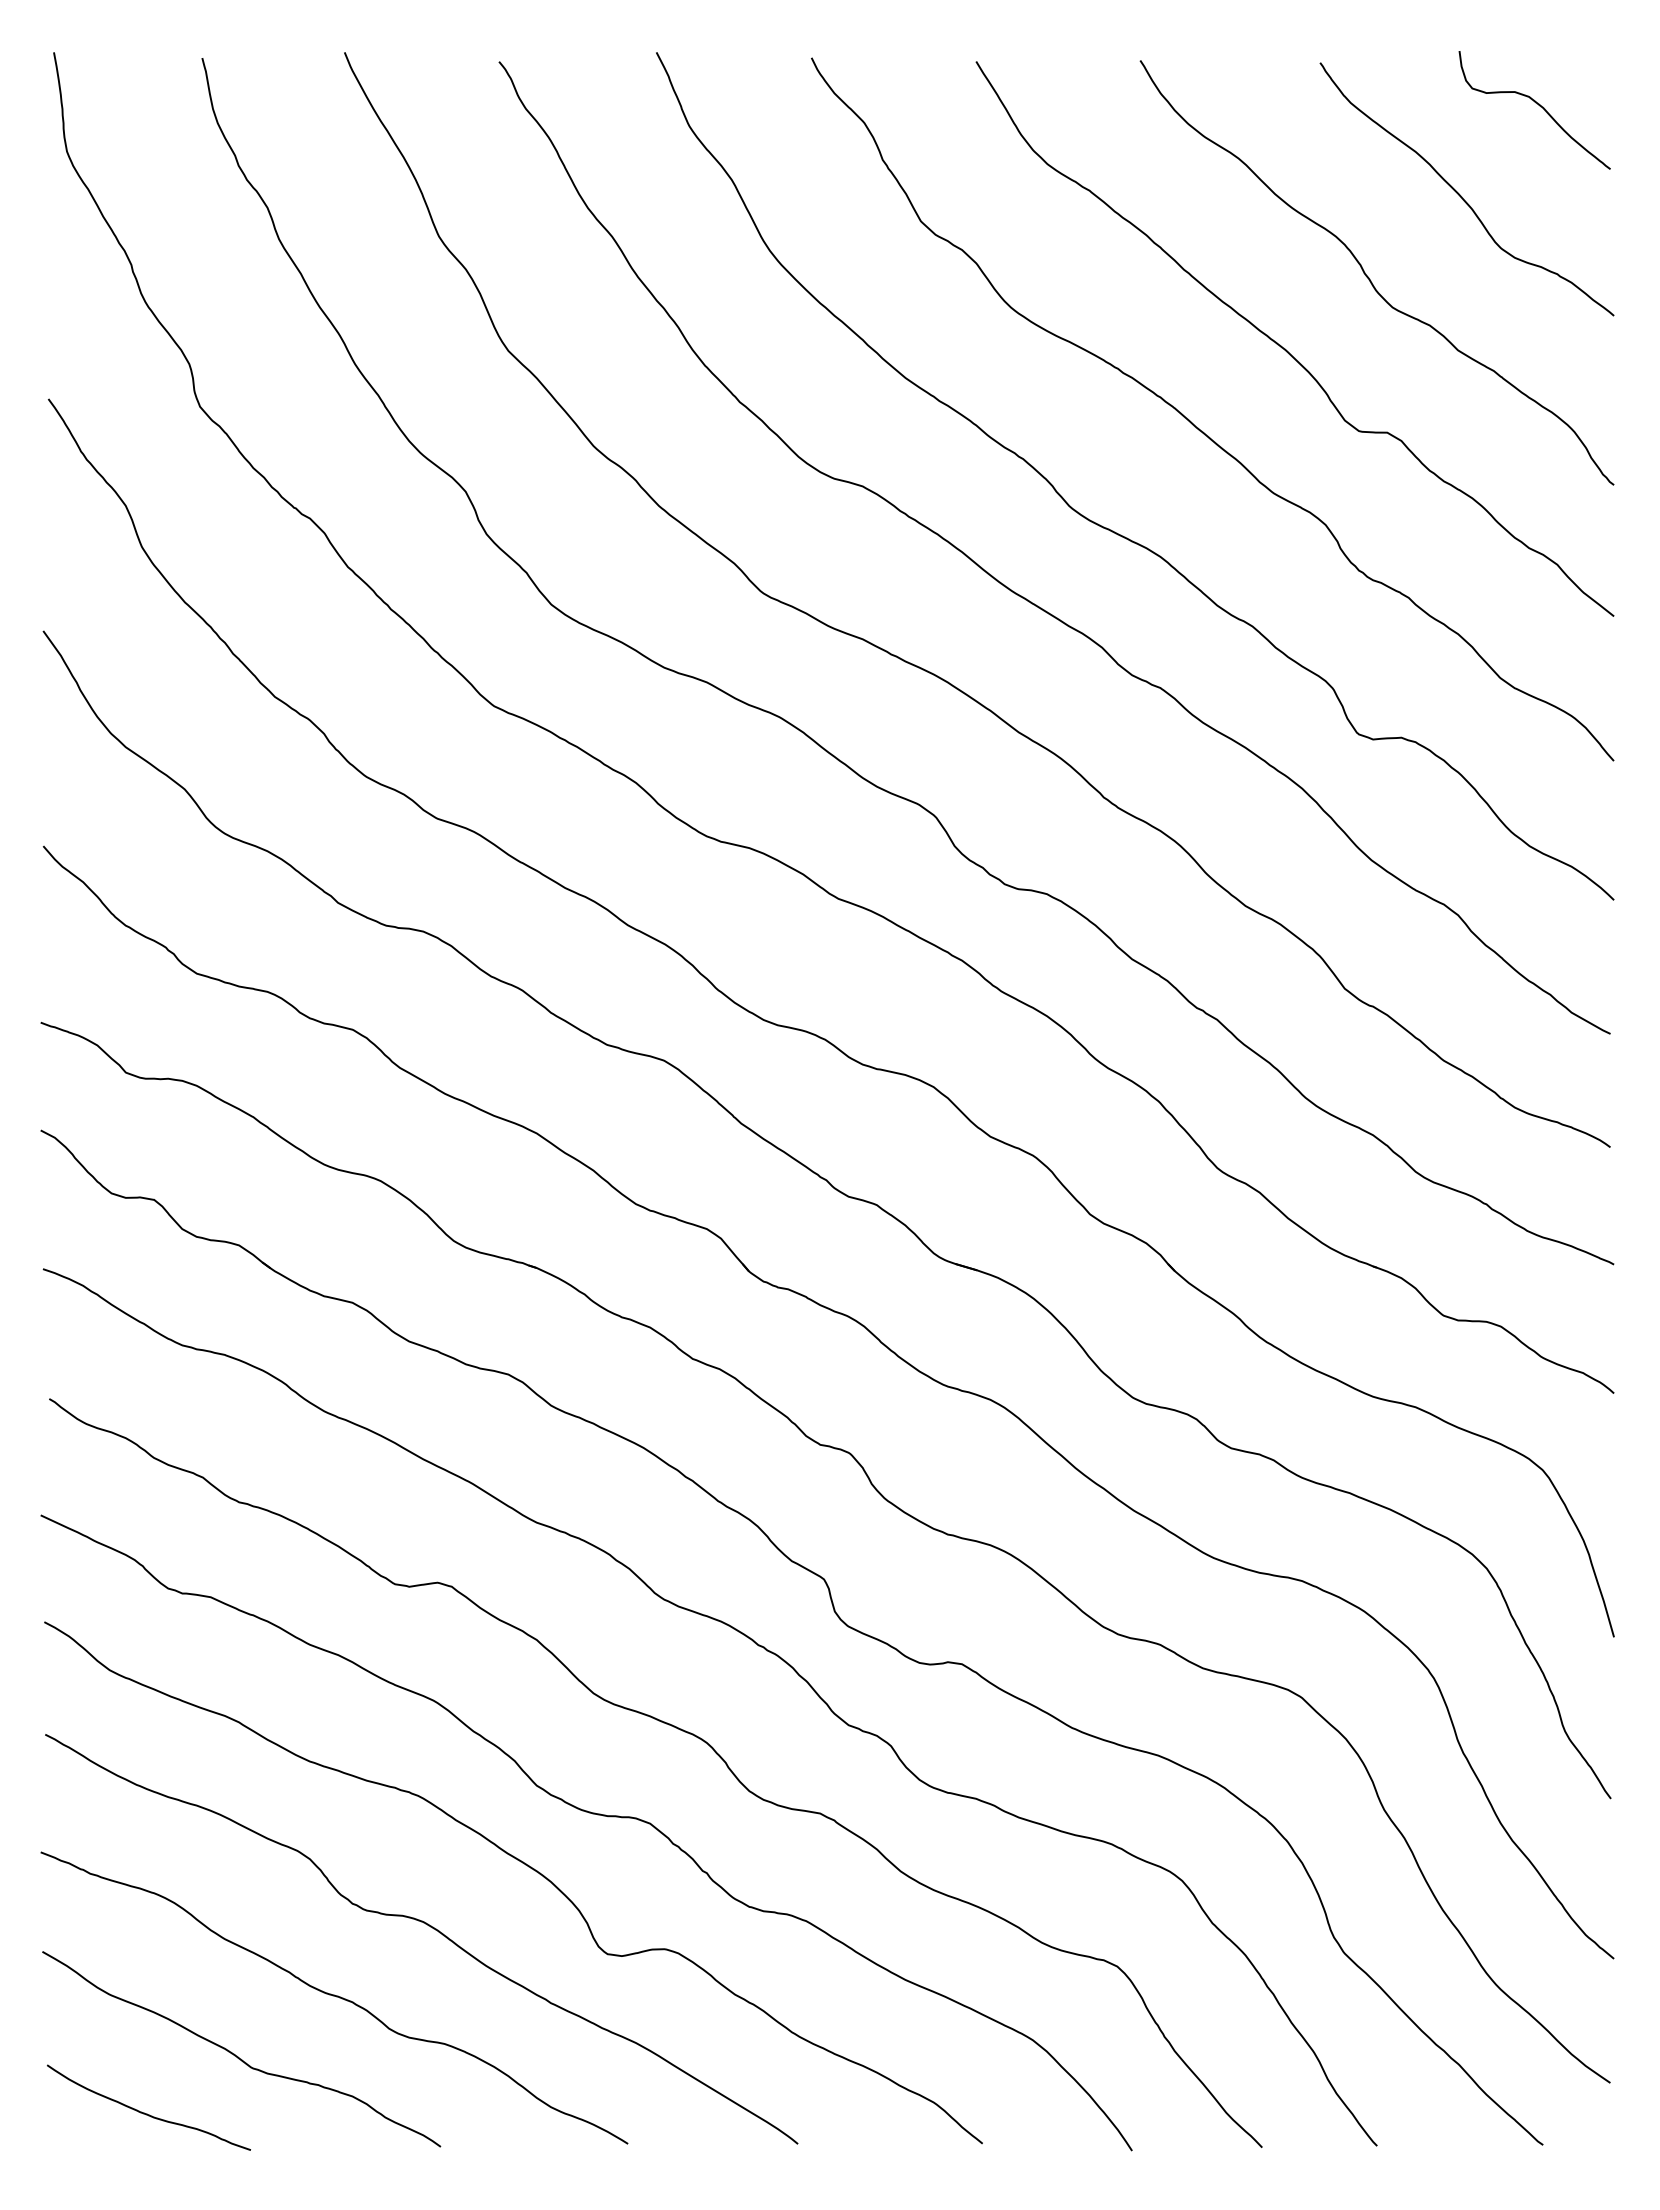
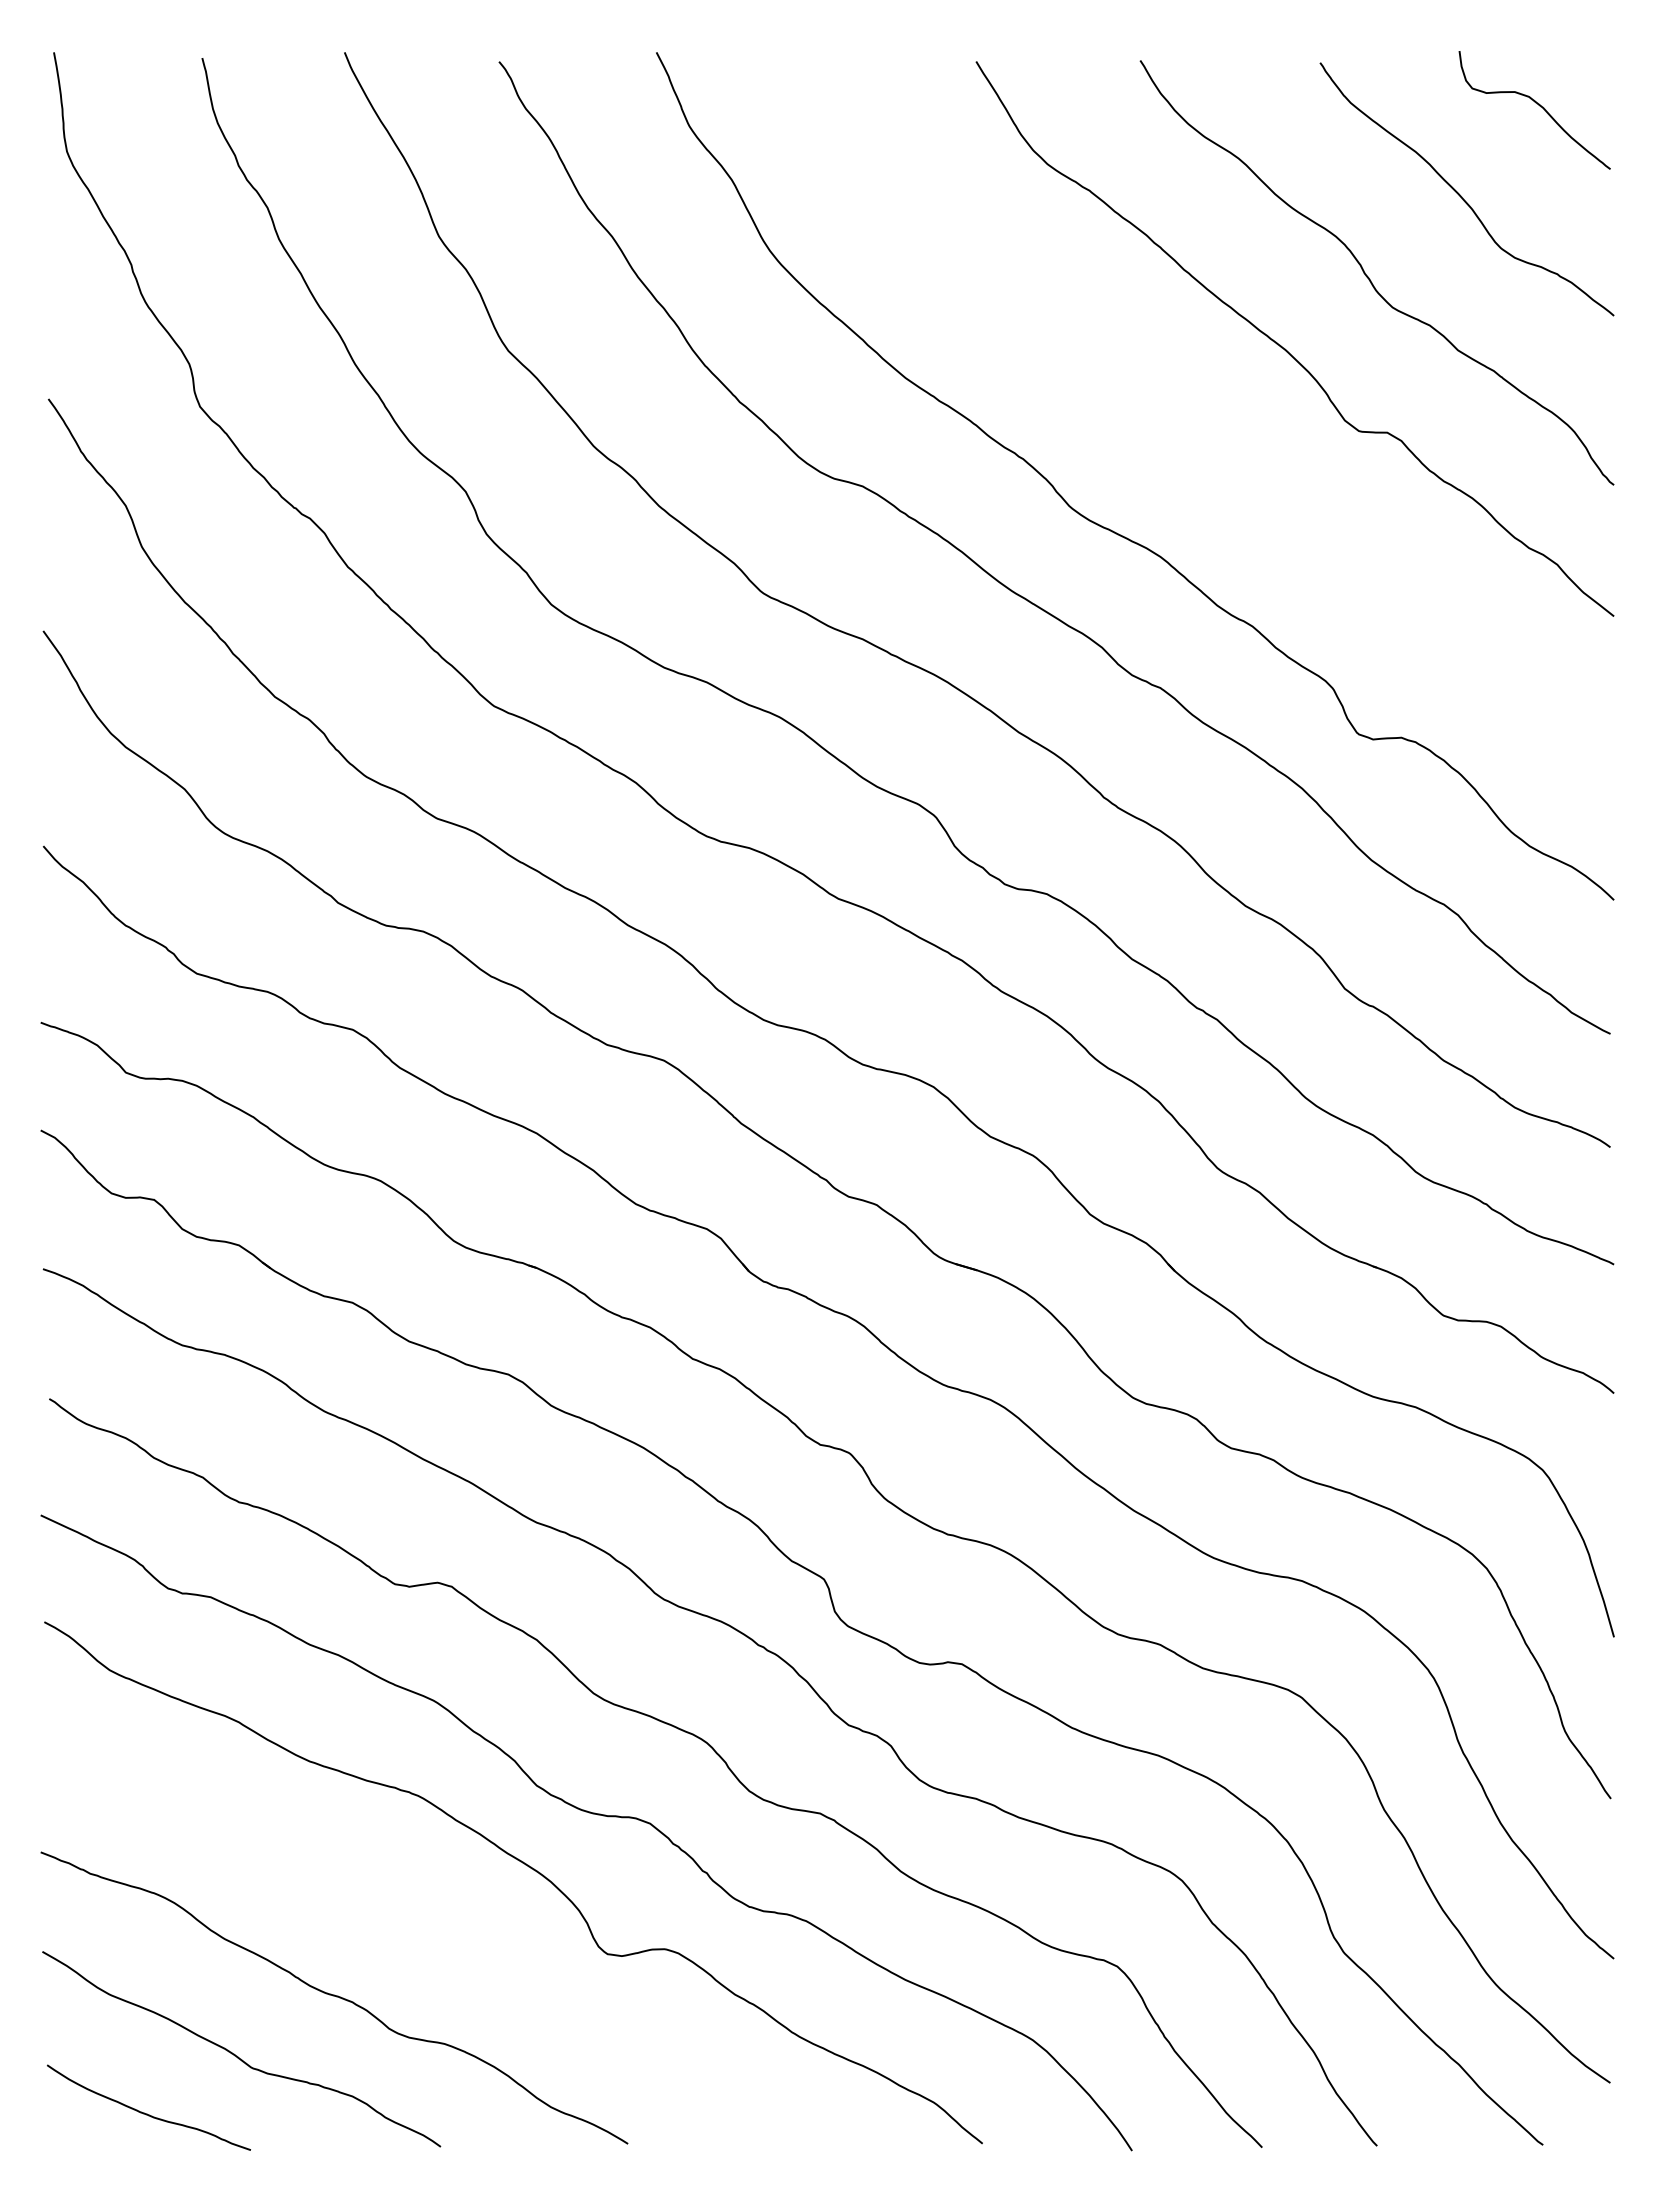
curve: present -> none (1198, 427)
curve: present -> none (428, 1926)
